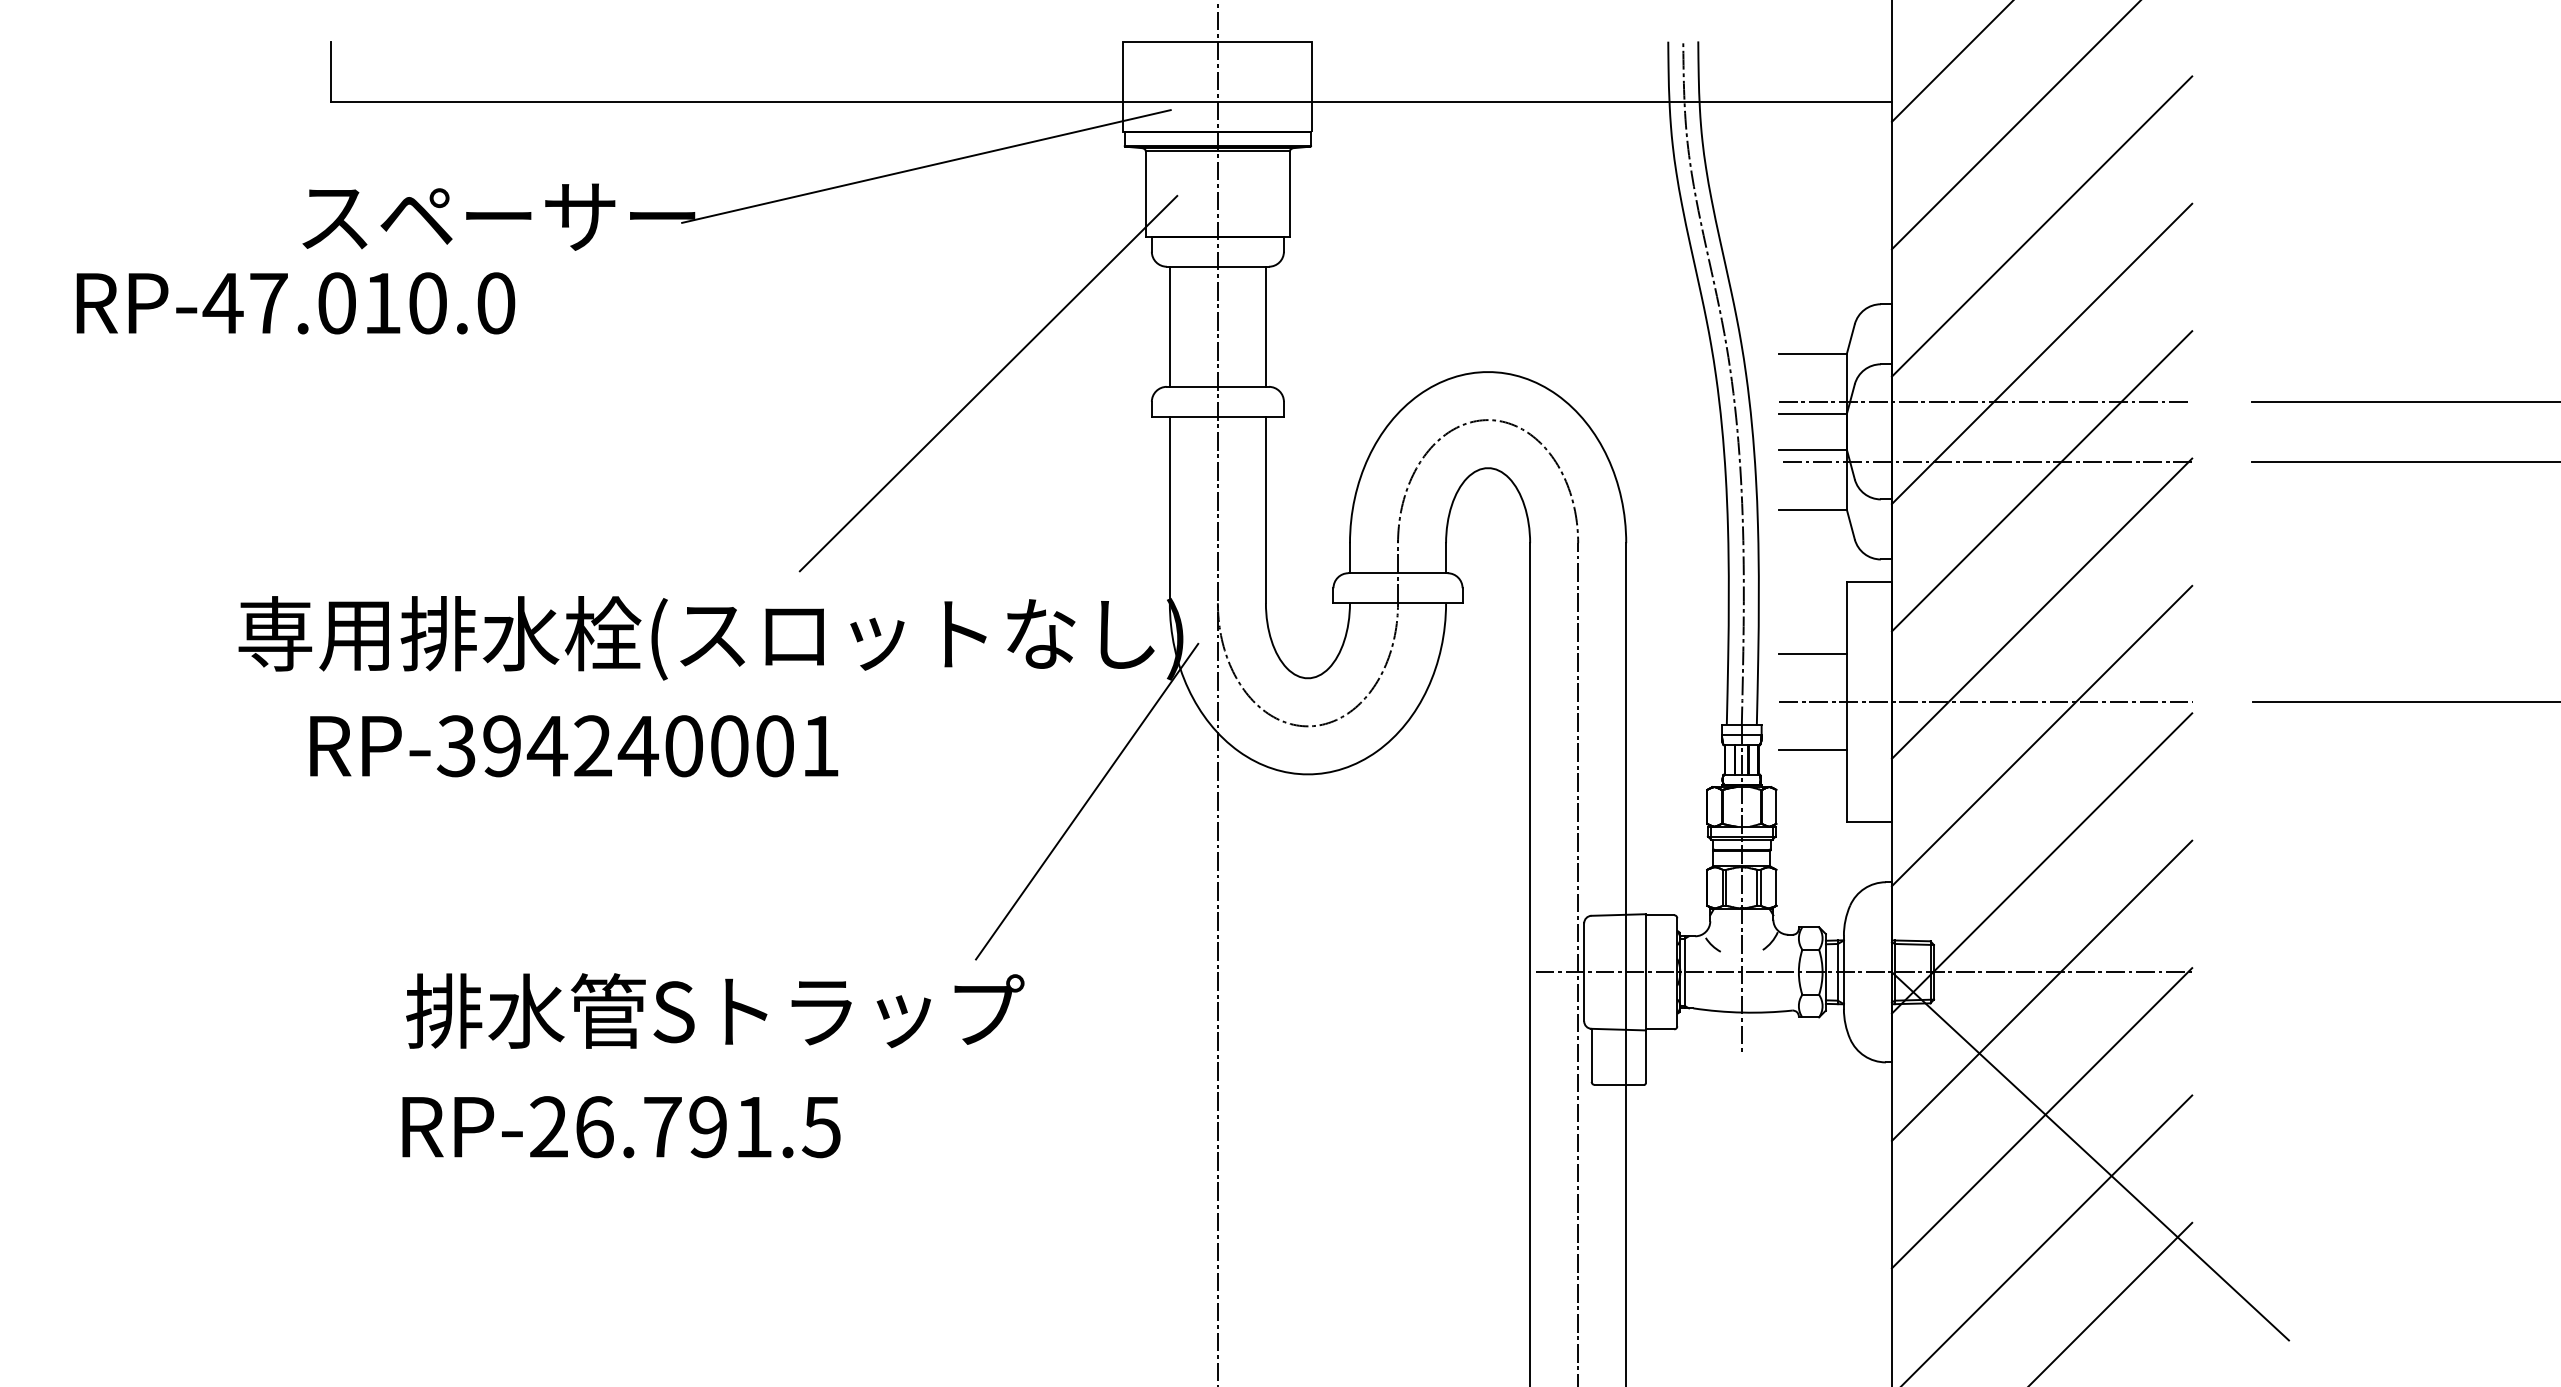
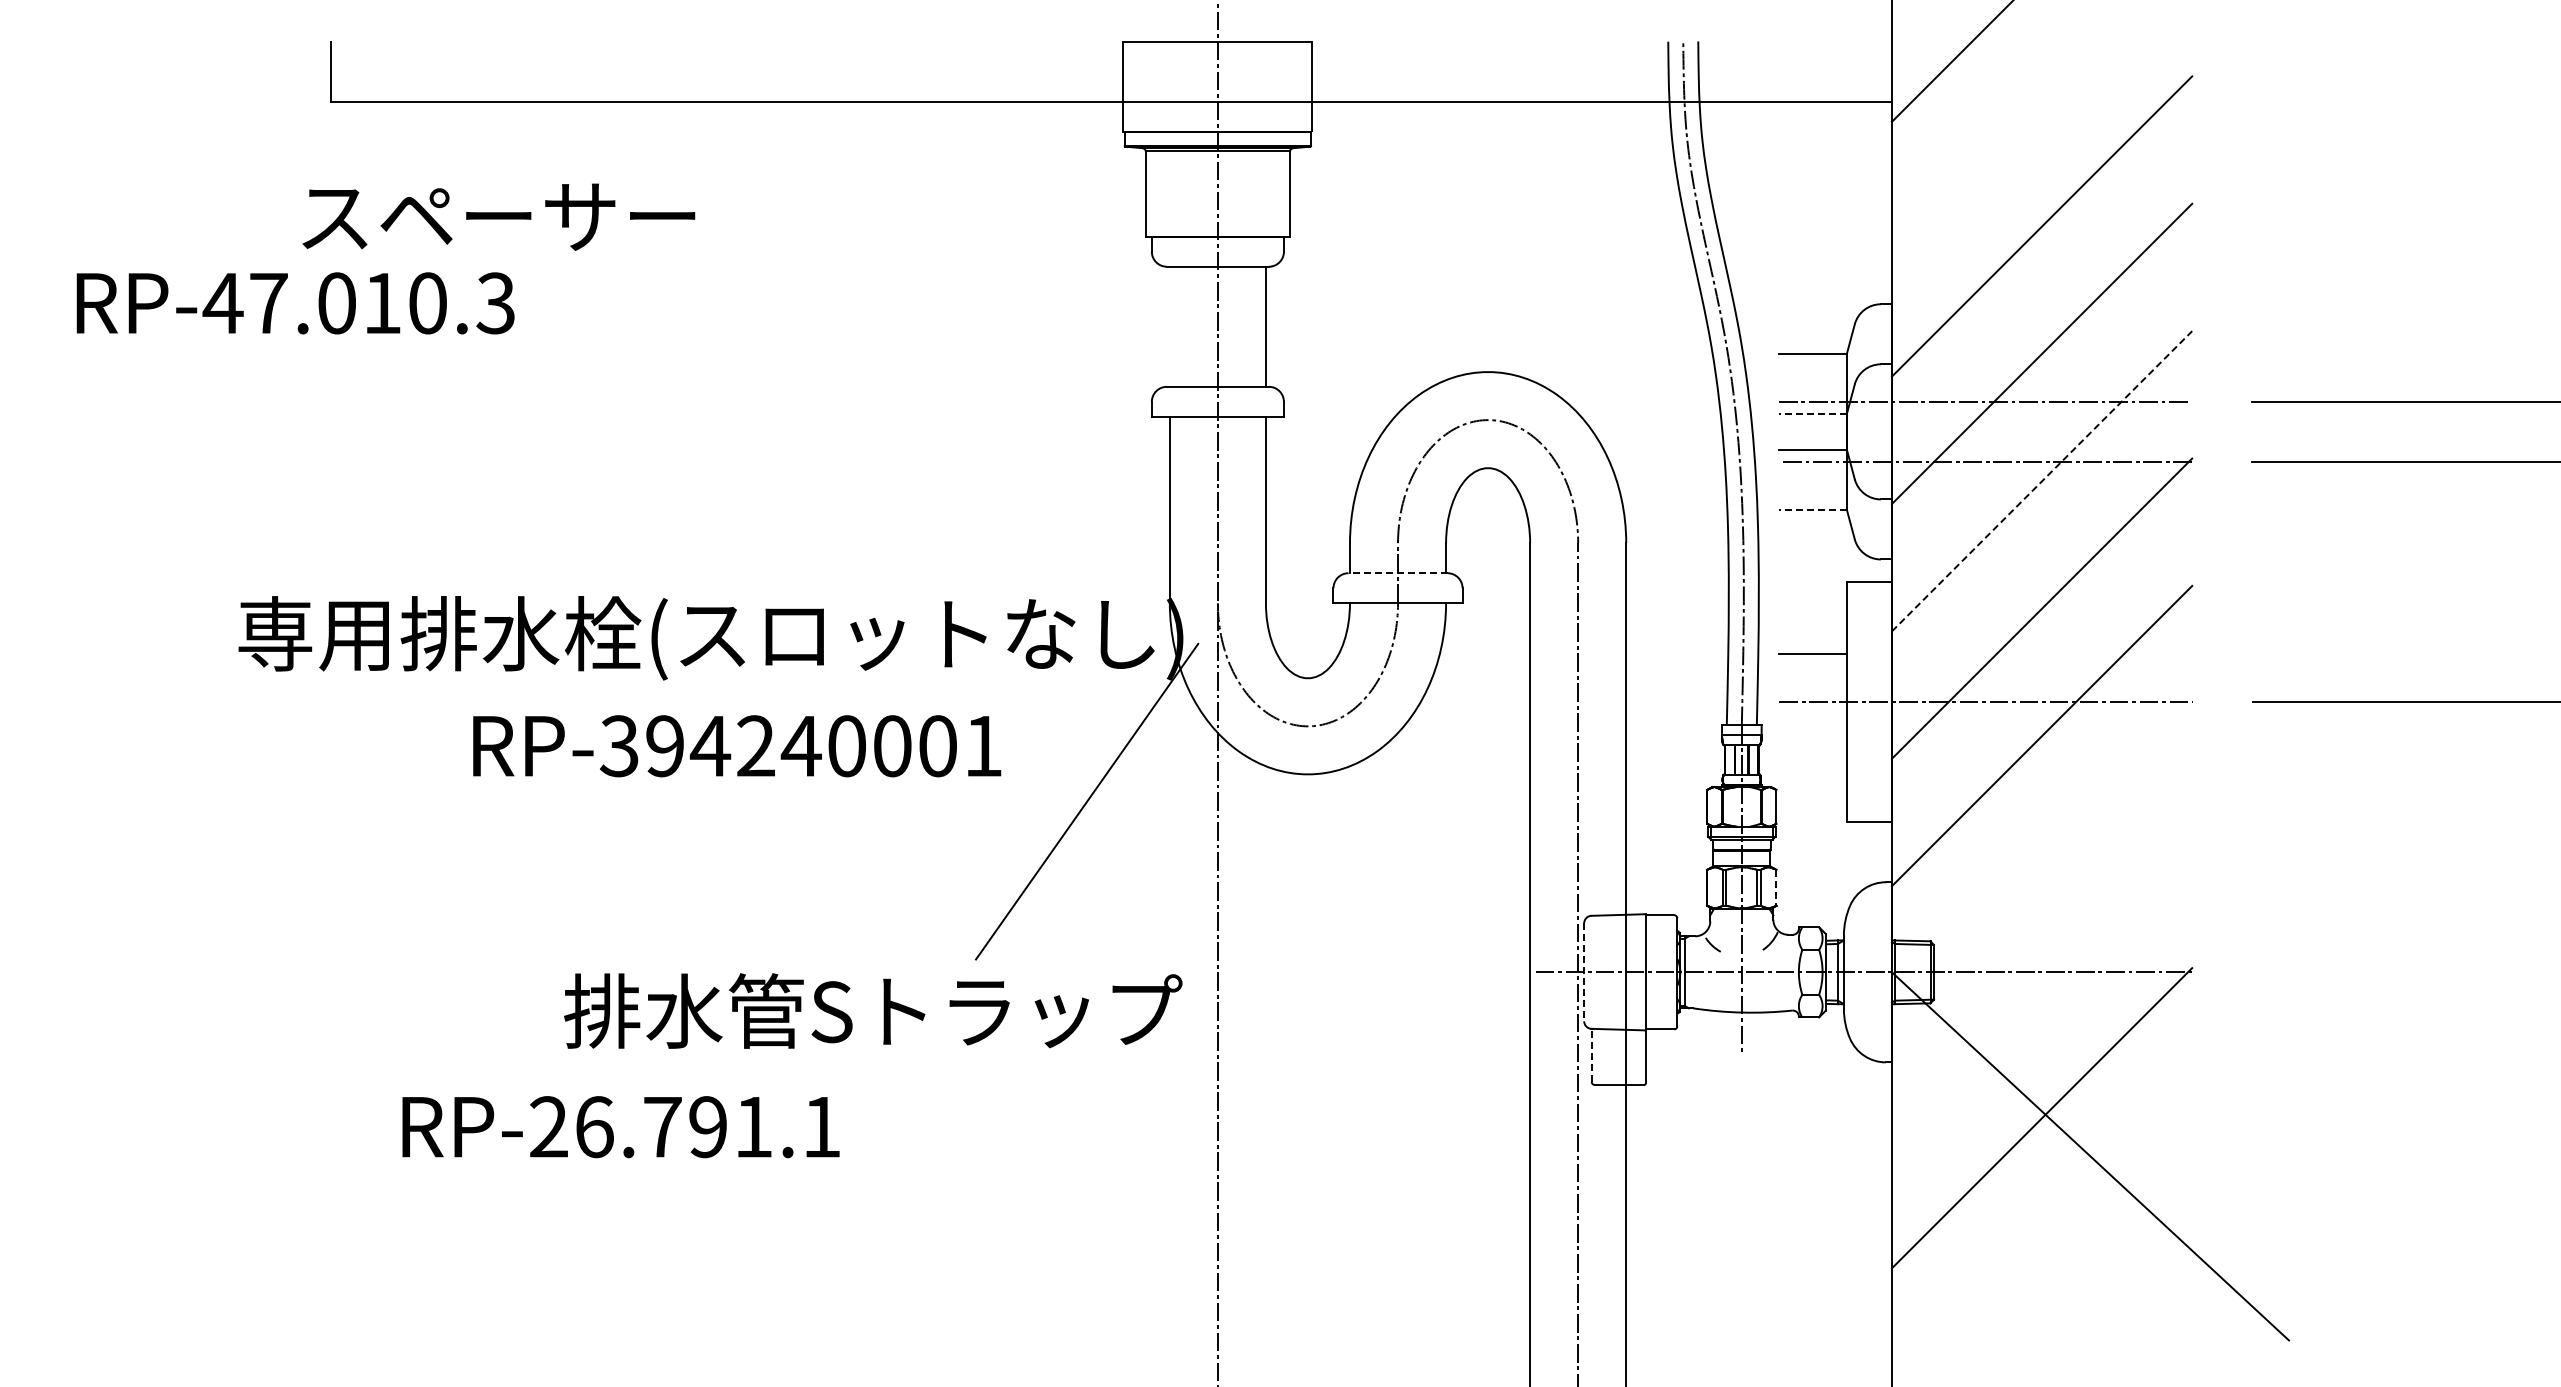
line: present -> none (2015, 125)
line: present -> none (926, 166)
text: RP-47.010.0 -> RP-47.010.3 (495, 303)
line: present -> none (1169, 326)
line: present -> none (988, 383)
line: solid -> dashed (1812, 413)
line: solid -> dashed (2042, 480)
line: solid -> dashed (1812, 509)
line: solid -> dashed (1398, 573)
text position: (574, 746) -> (737, 746) (737, 746)
line: present -> none (1812, 750)
line: present -> none (2041, 863)
line: solid -> dashed (1776, 887)
line: solid -> dashed (1584, 972)
line: present -> none (2041, 990)
text position: (715, 1010) -> (873, 1010) (873, 1010)
line: solid -> dashed (1591, 1055)
text: RP-26.791.5 -> RP-26.791.1 (820, 1127)
line: present -> none (2047, 1239)
line: present -> none (2111, 1302)
